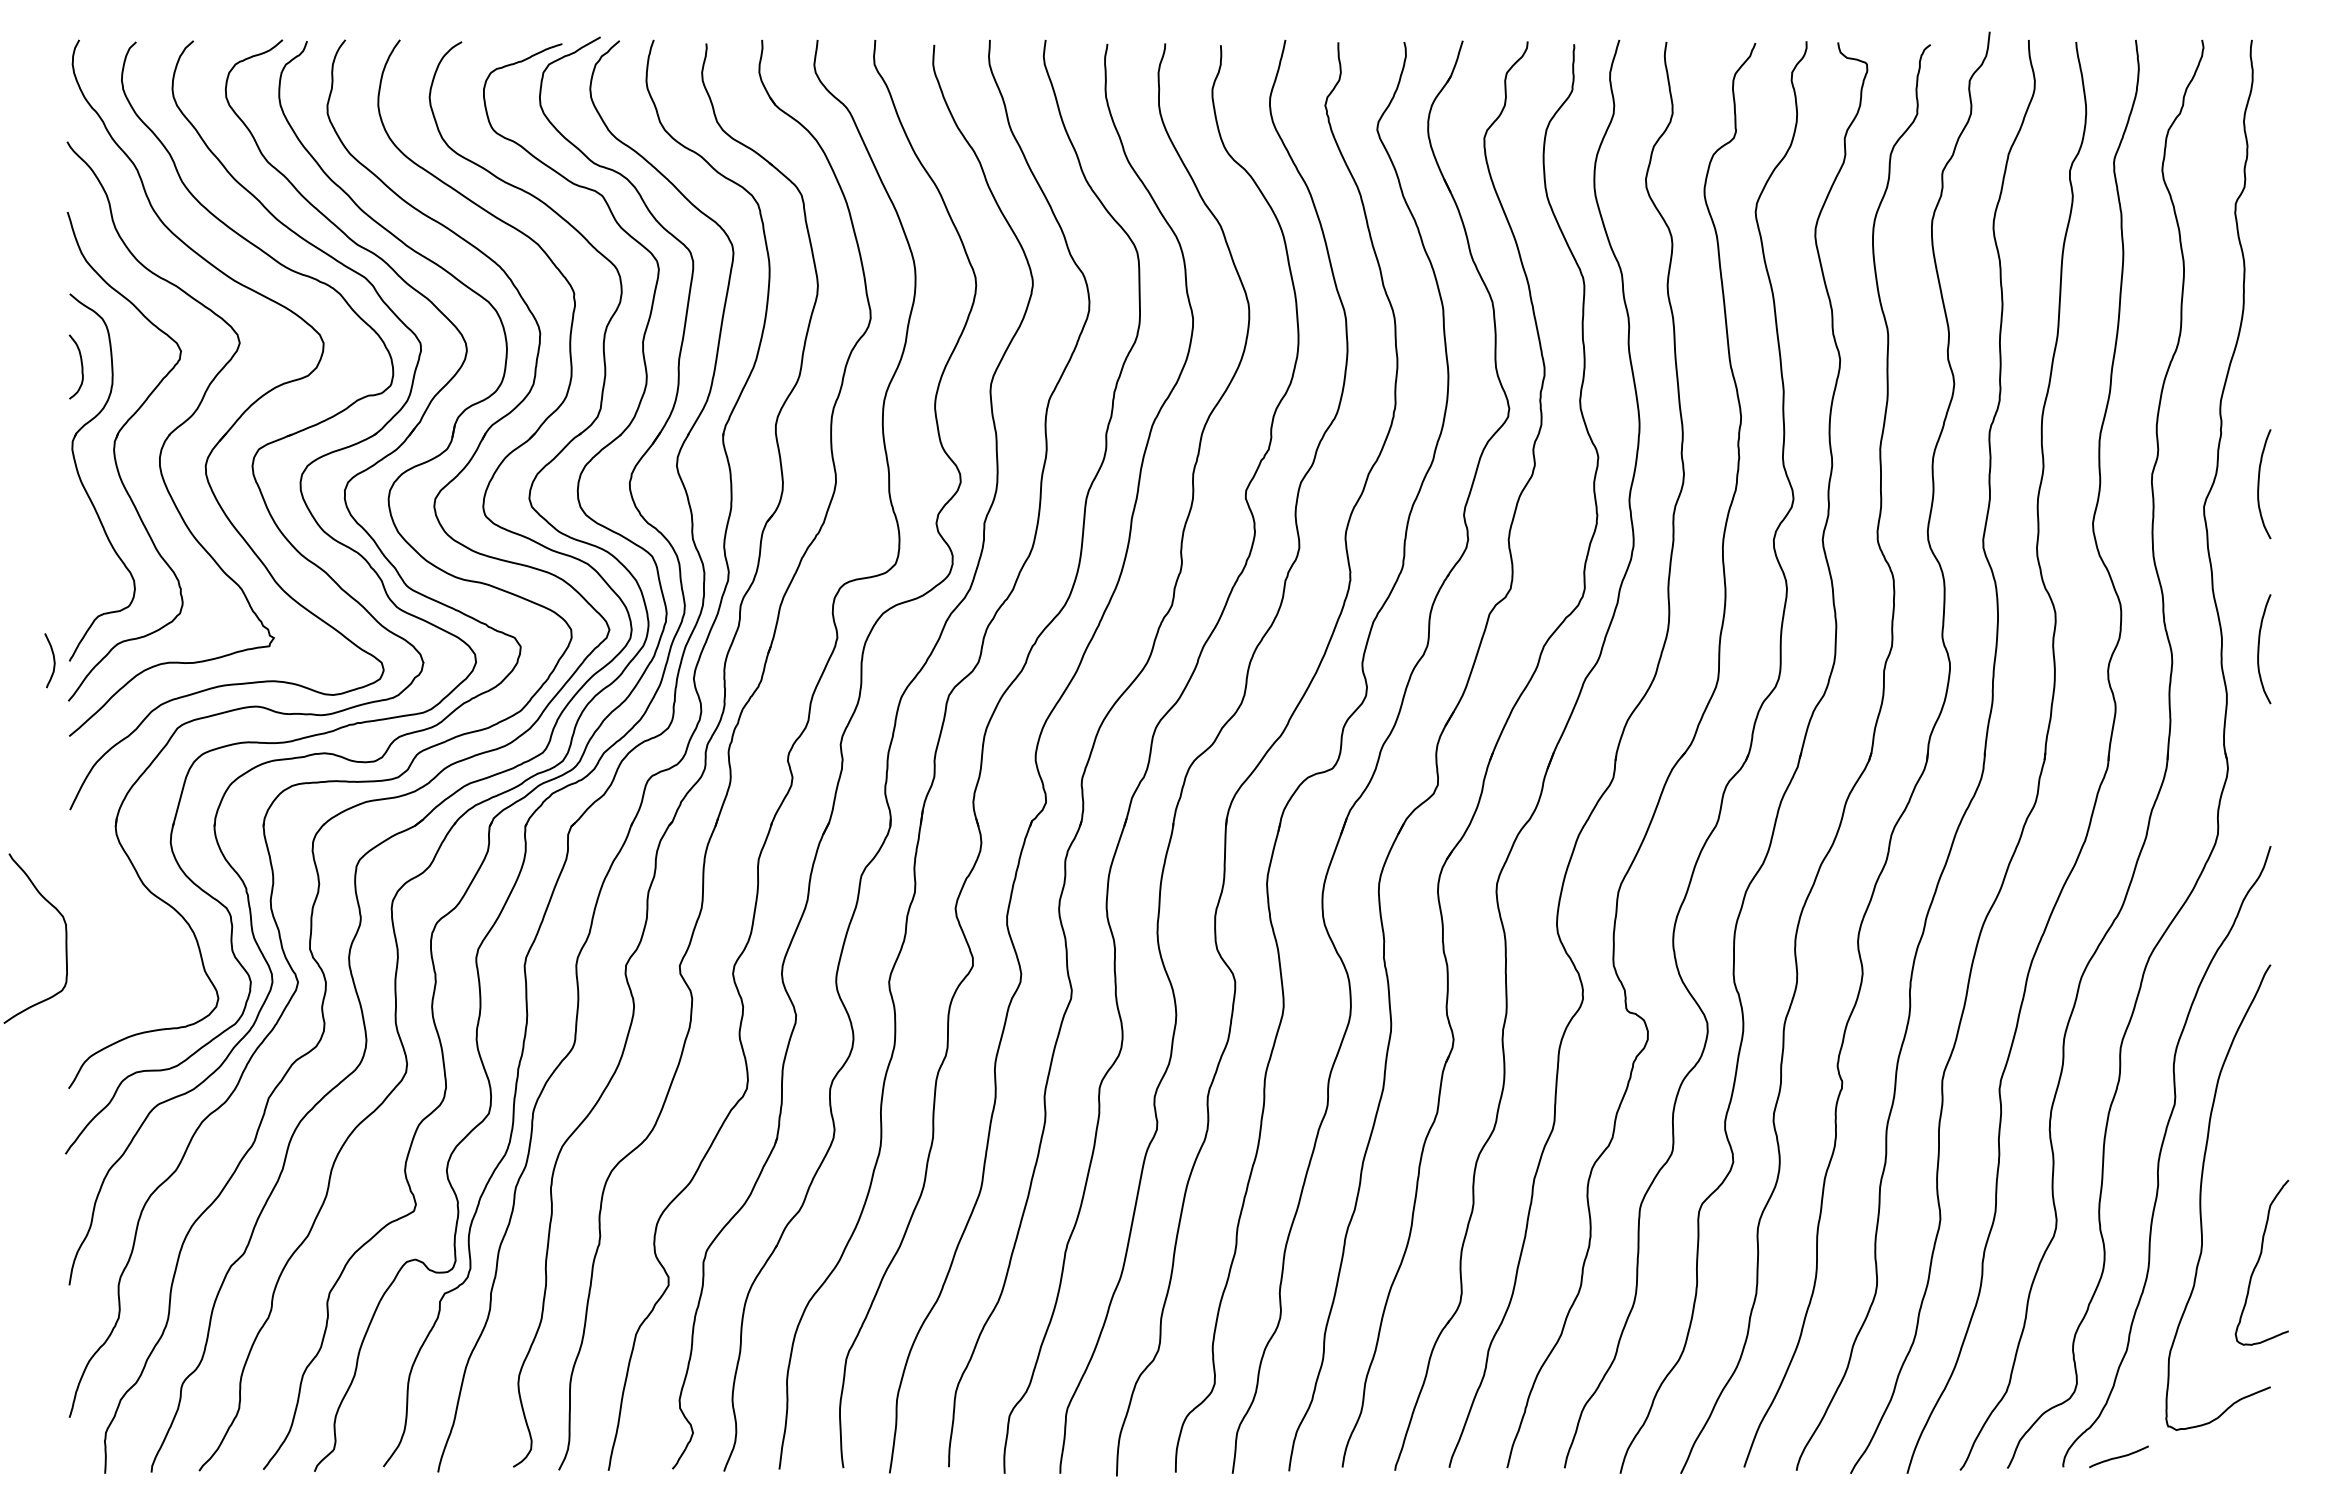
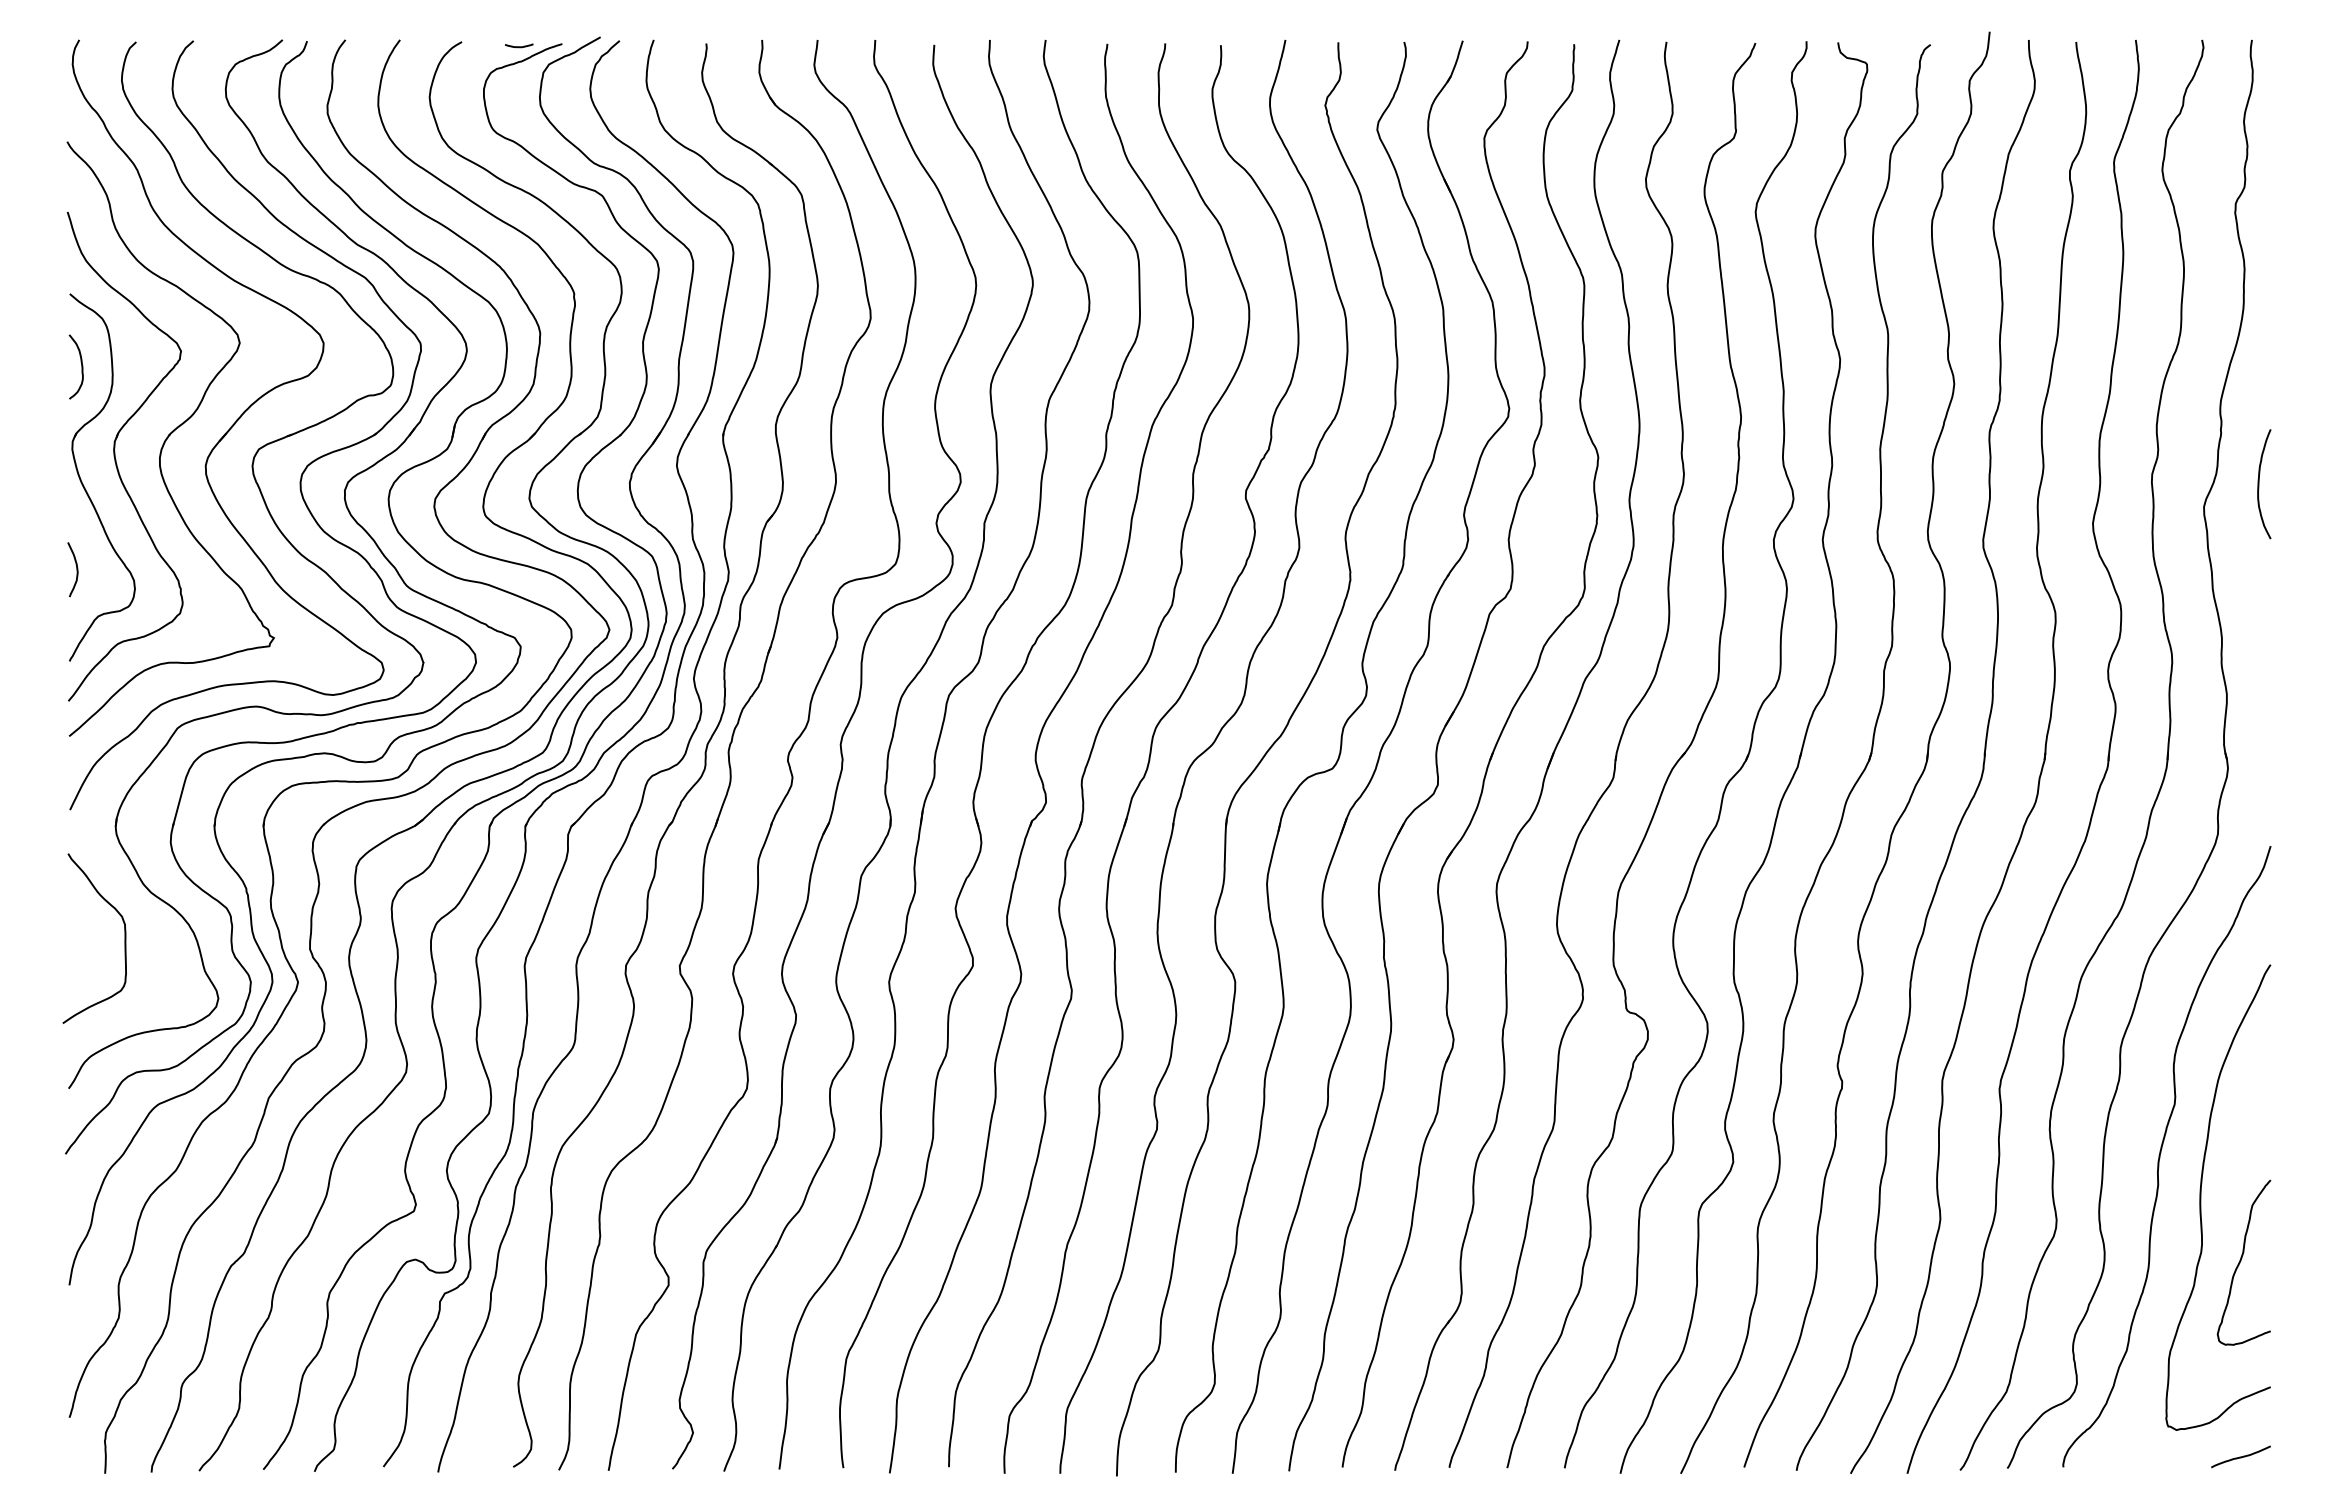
curve: none -> present (519, 46)
curve: present -> none (2259, 649)
curve position: (53, 660) -> (76, 569) (76, 569)
curve position: (65, 938) -> (124, 938) (124, 938)
curve position: (2259, 1261) -> (2241, 1261) (2241, 1261)
curve position: (2118, 1456) -> (2240, 1456) (2240, 1456)
